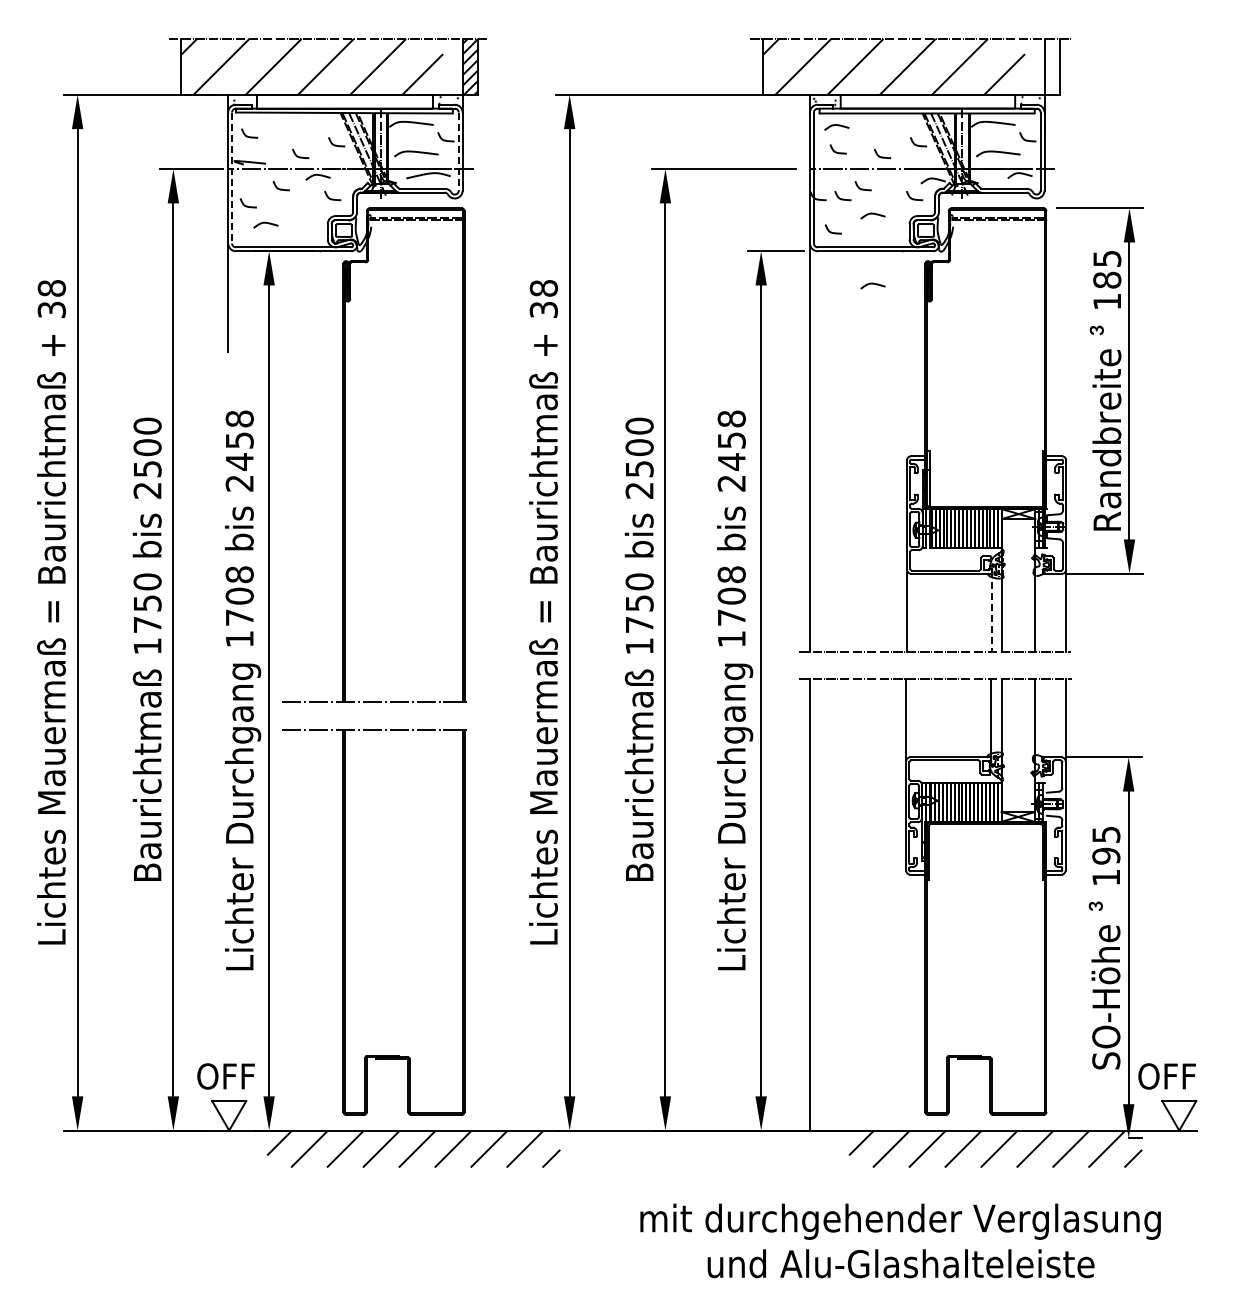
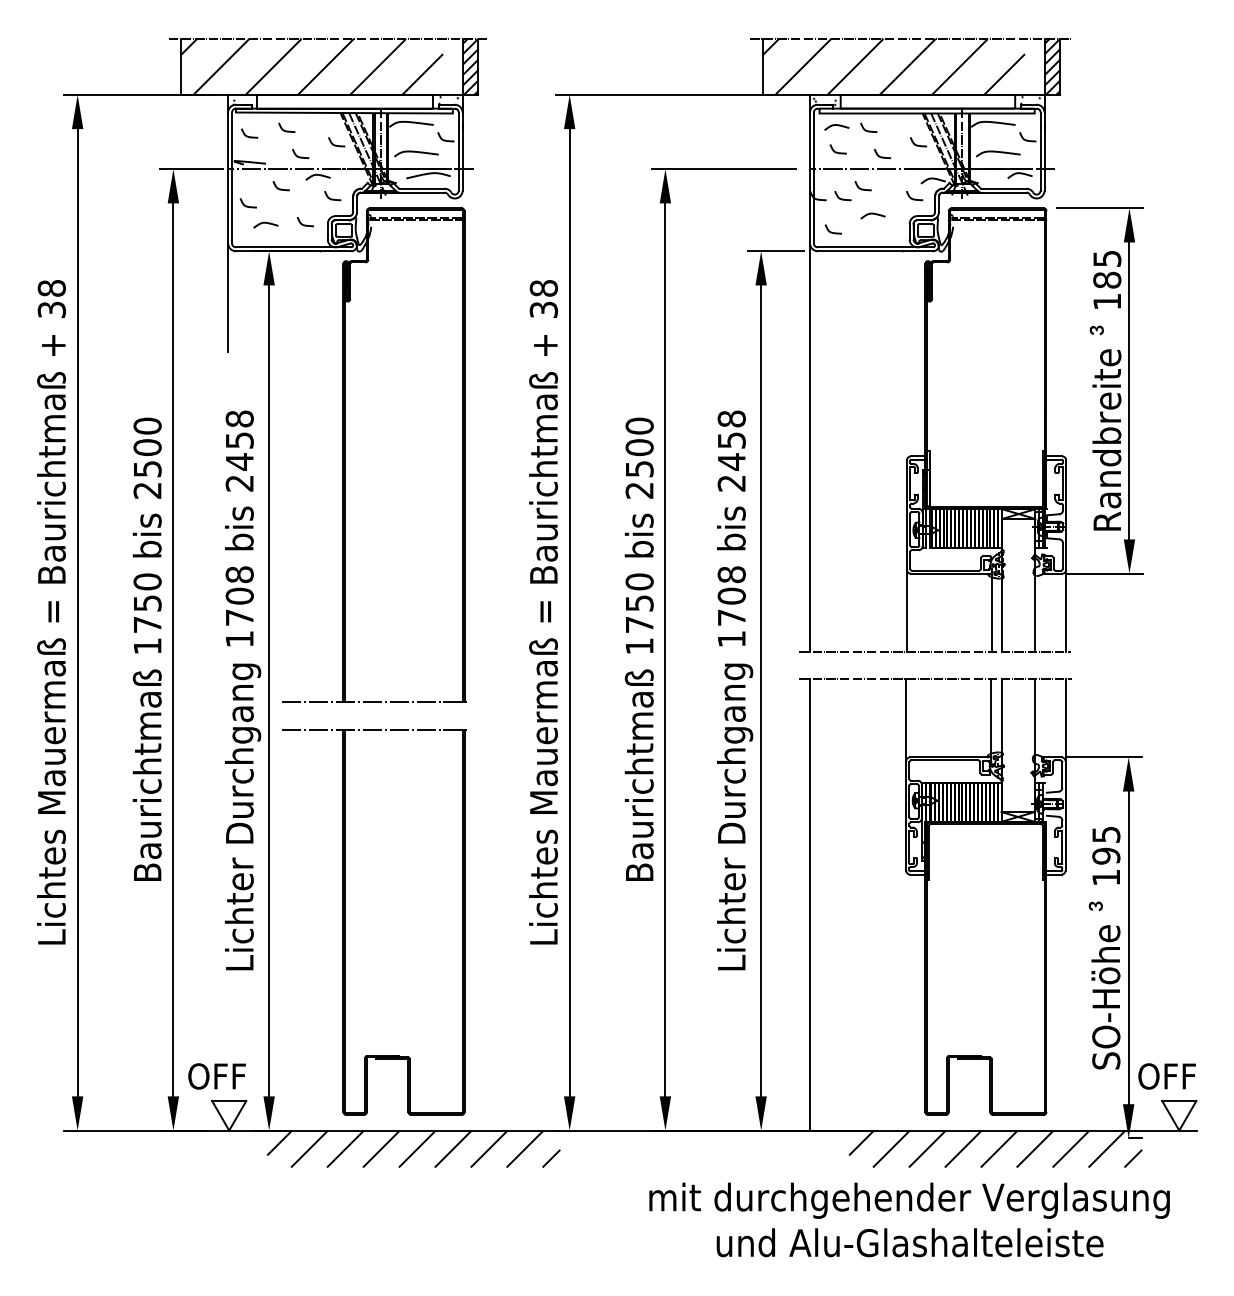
hatch: none -> present (1052, 66)
curve: none -> present (284, 129)
curve: none -> present (866, 129)
line: dashed -> solid (458, 152)
line: dashed -> solid (232, 178)
curve: none -> present (304, 224)
curve: present -> none (872, 284)
line: dashed -> solid (991, 612)
text position: (225, 1076) -> (216, 1076) (216, 1076)
text position: (900, 1240) -> (909, 1219) (909, 1219)
